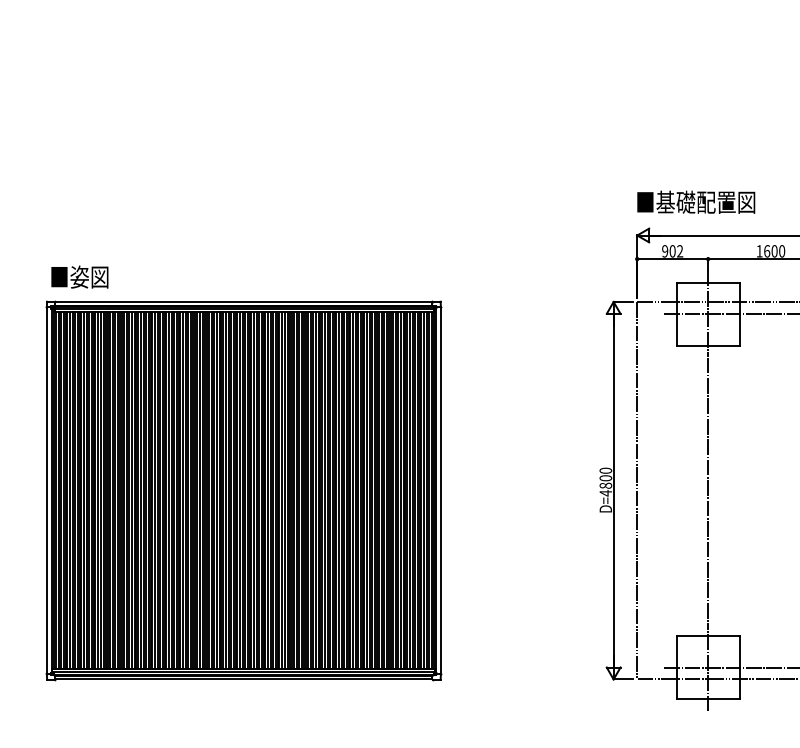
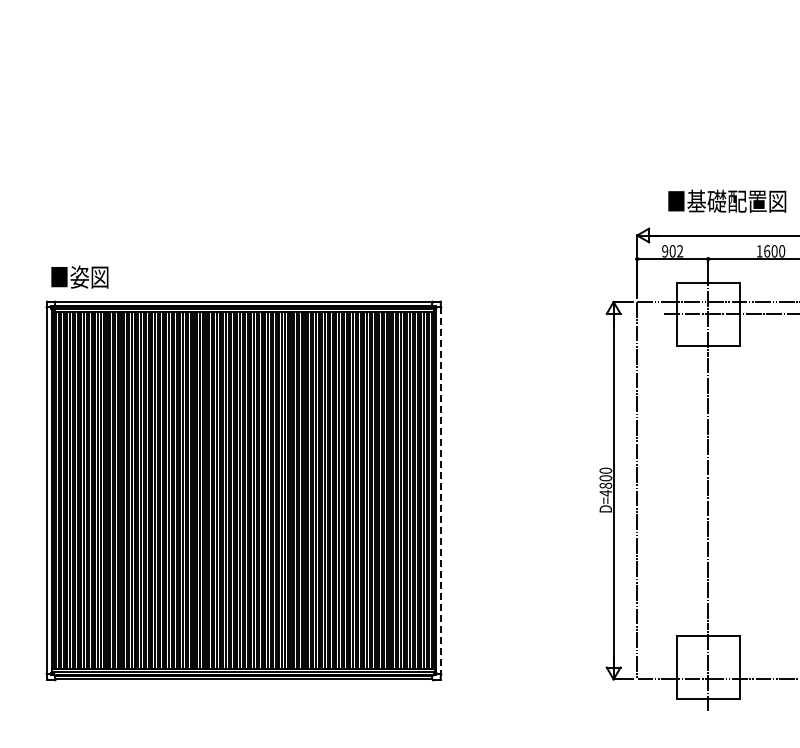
text position: (696, 201) -> (727, 200) (727, 200)
line: solid -> dashed (440, 491)
line: present -> none (730, 667)
